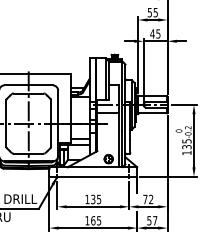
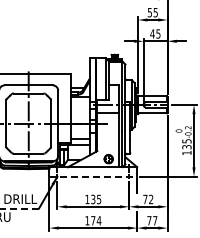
line: solid -> dashed (93, 176)
line: solid -> dashed (19, 208)
text: 165 -> 174 (96, 220)
text: 57 -> 77 (149, 220)
